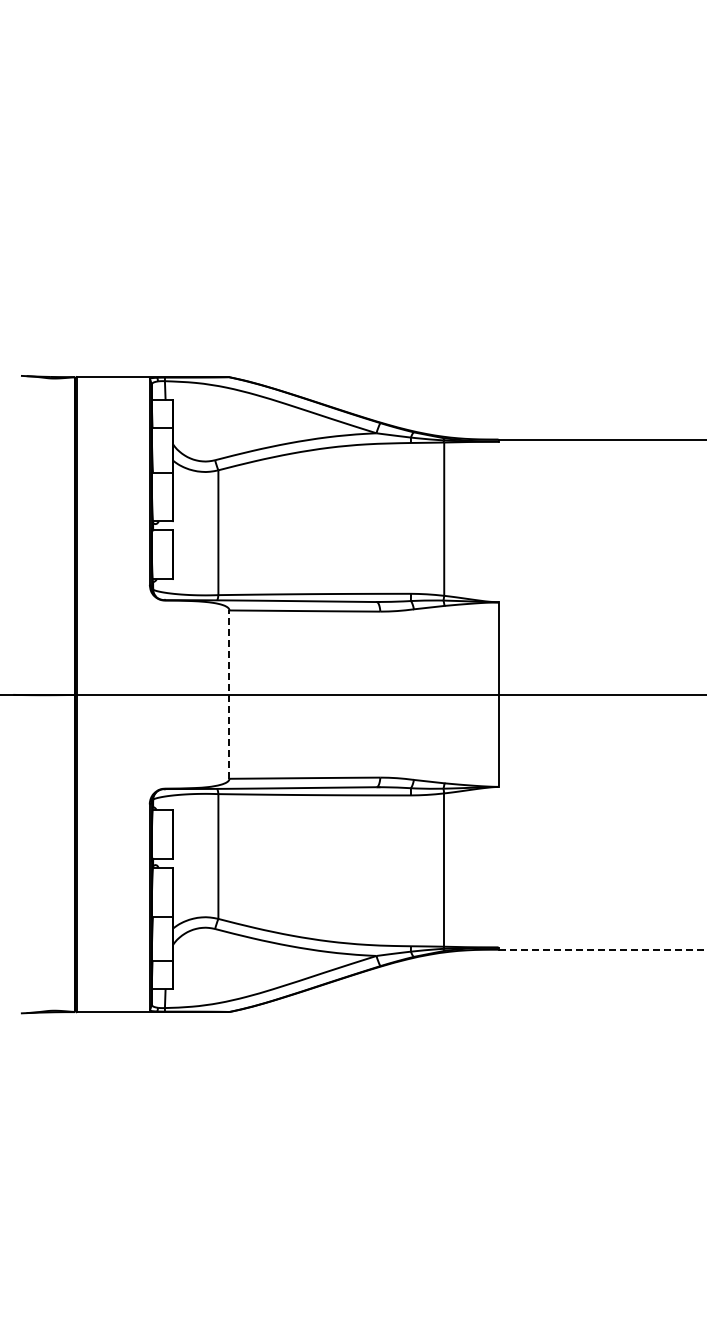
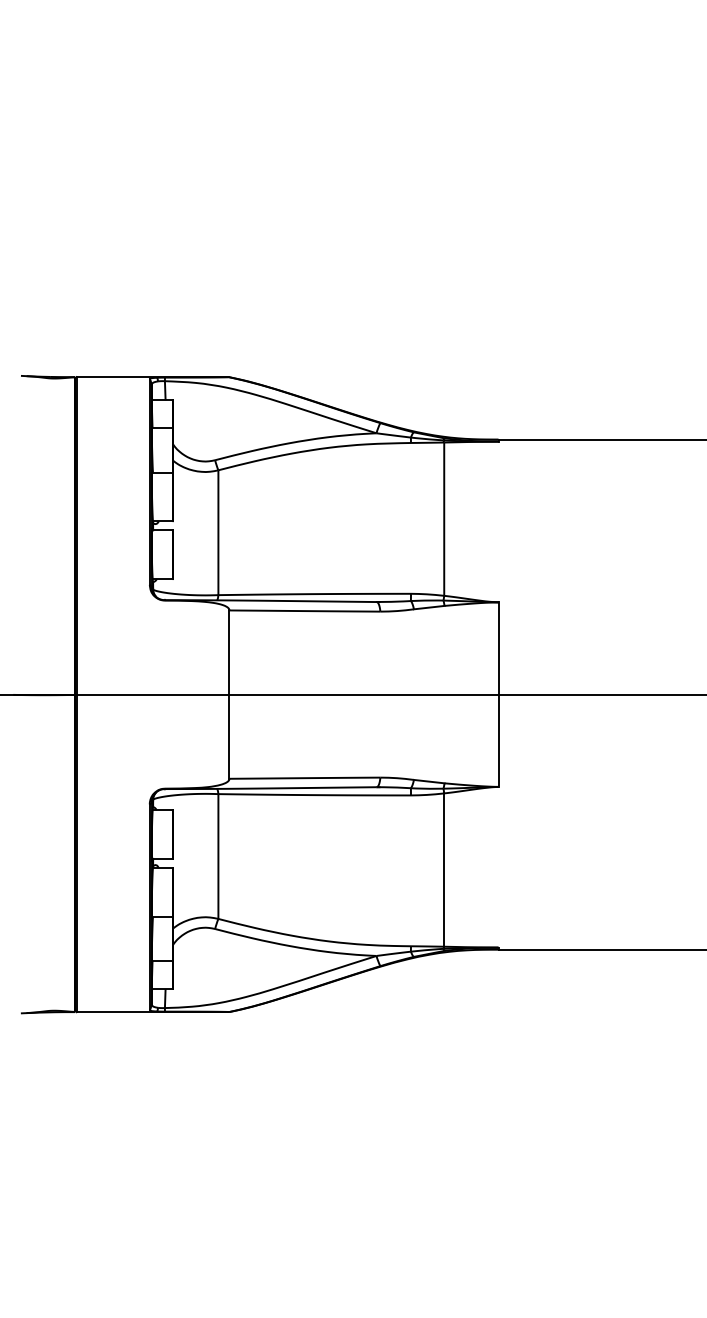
line: dashed -> solid (229, 694)
line: dashed -> solid (602, 949)
